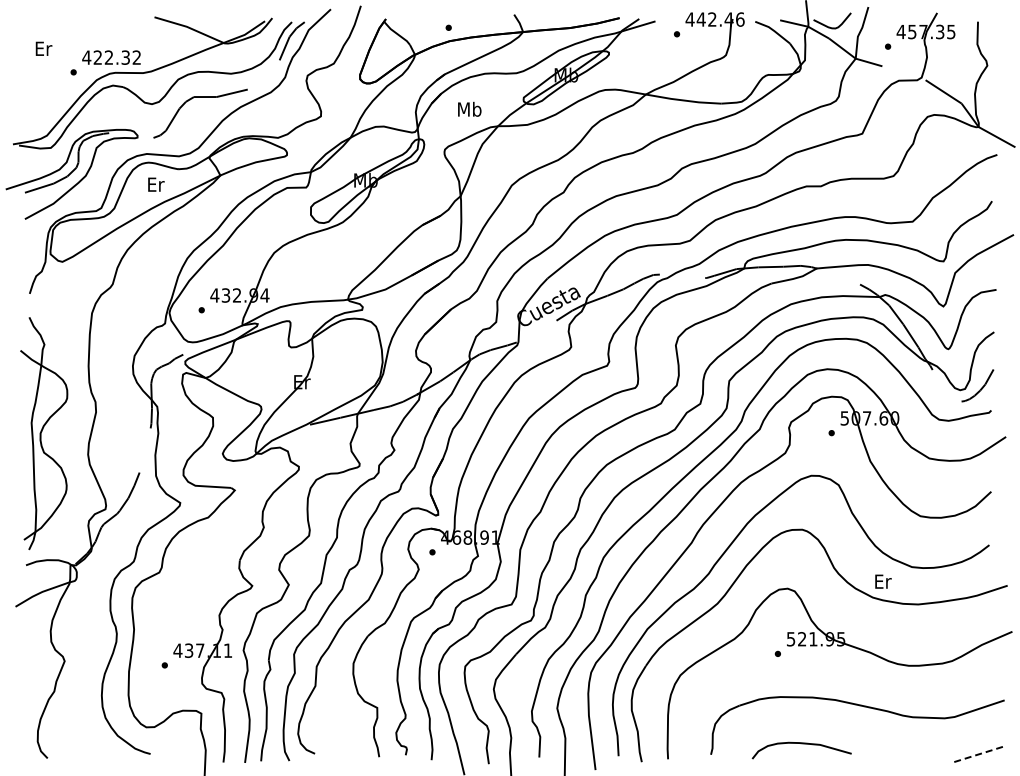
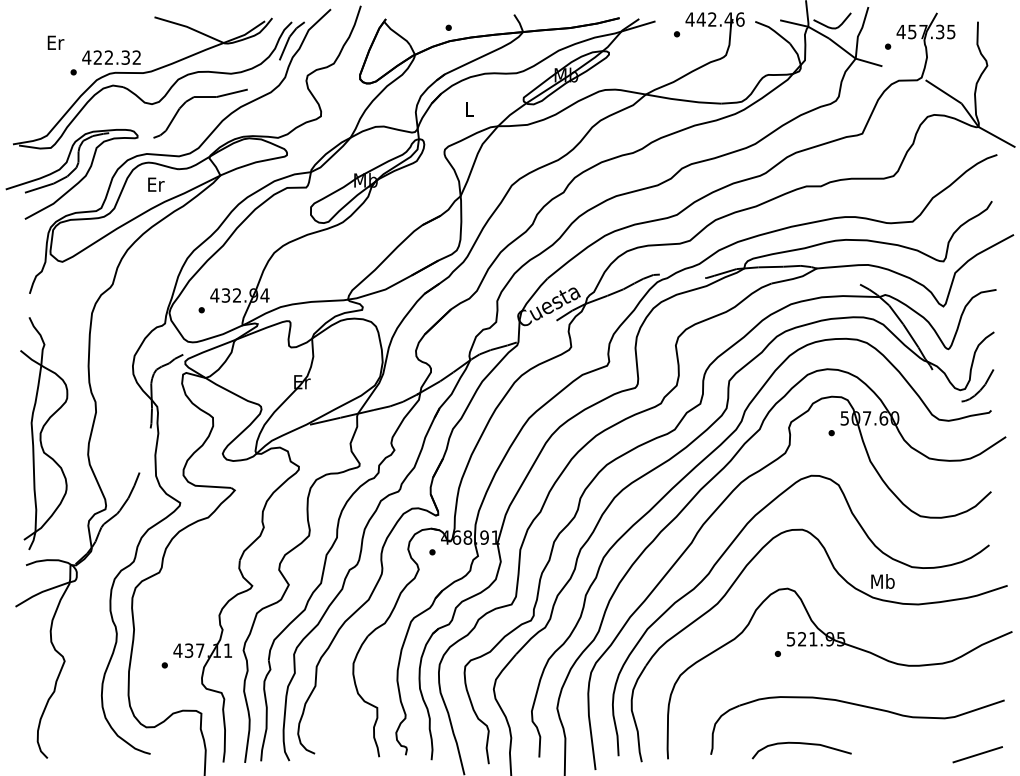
text position: (43, 48) -> (55, 42) (55, 42)
text: Mb -> L (469, 108)
text: Er -> Mb (882, 581)
line: dashed -> solid (977, 754)
